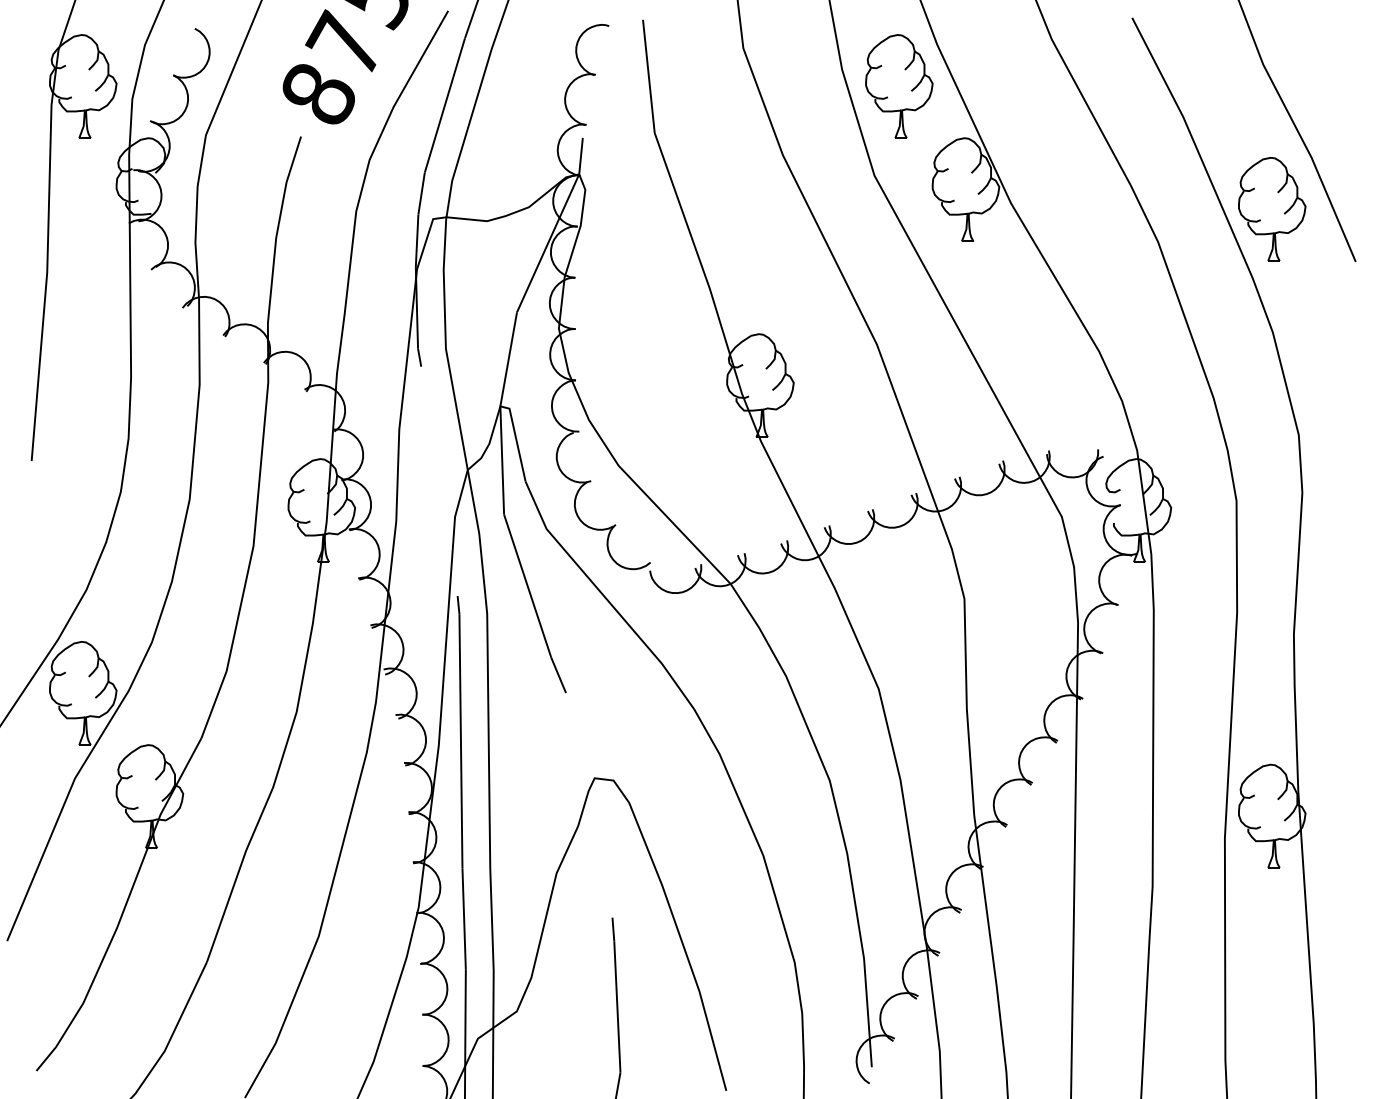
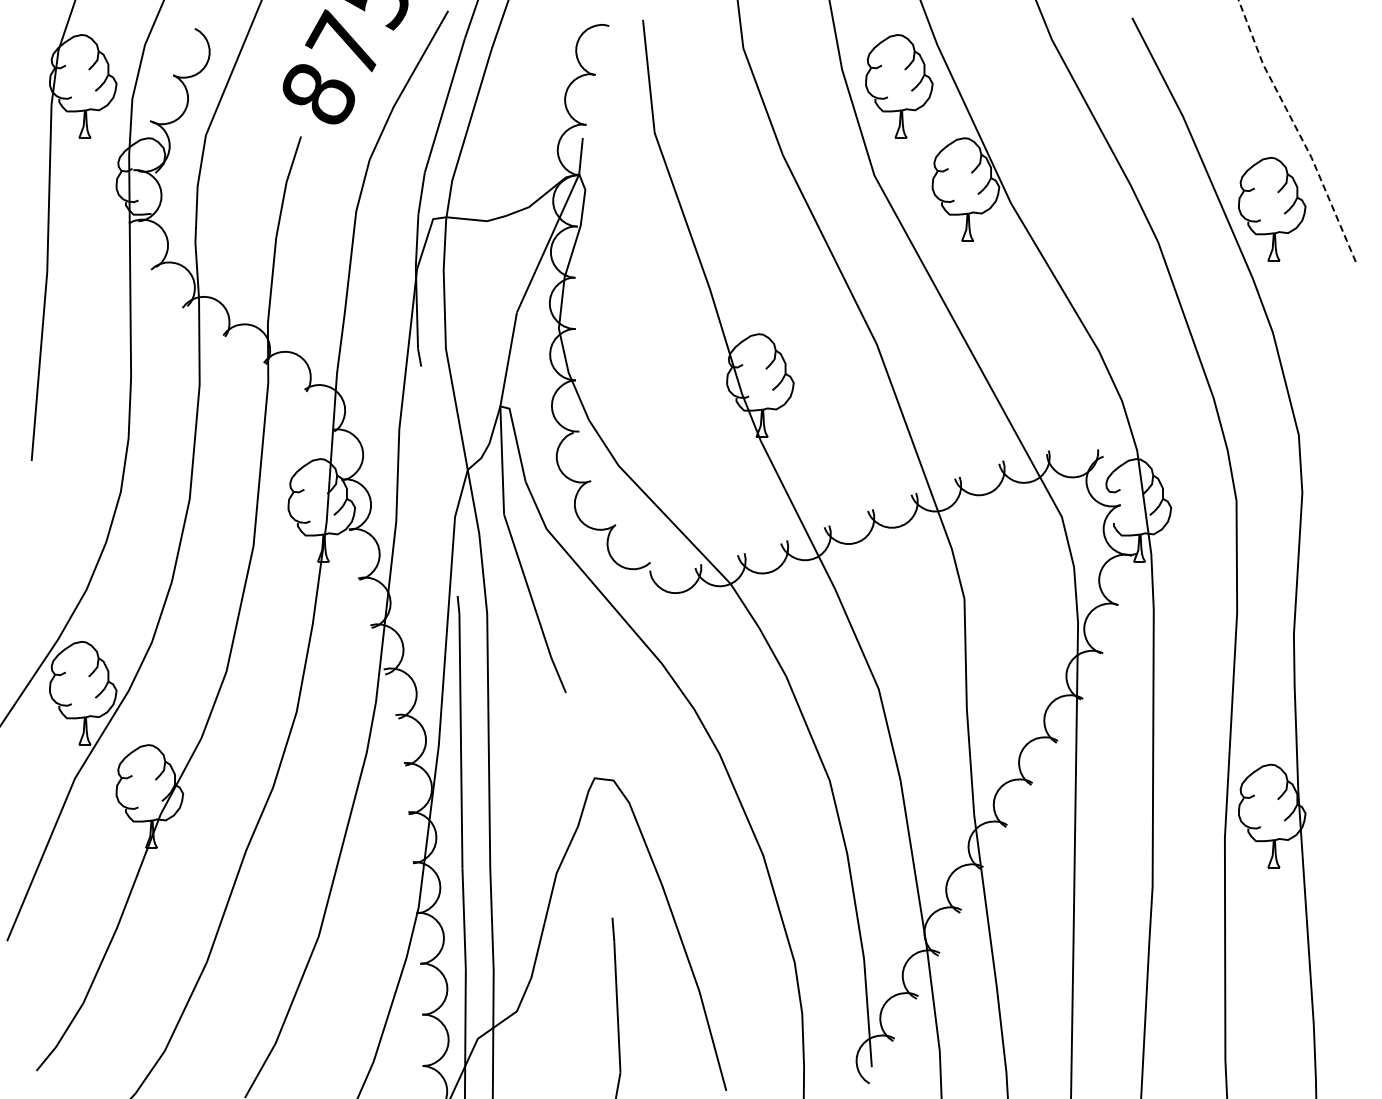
line: solid -> dashed (1297, 131)
